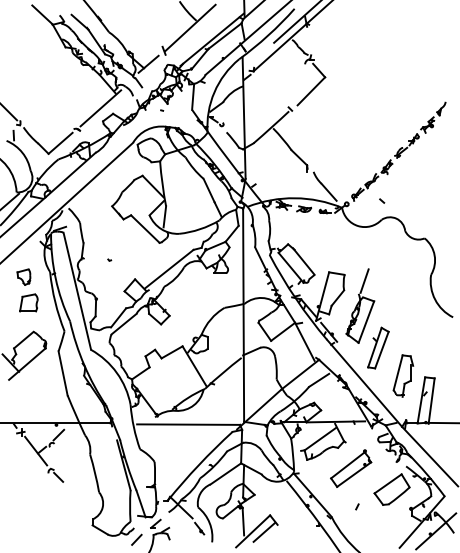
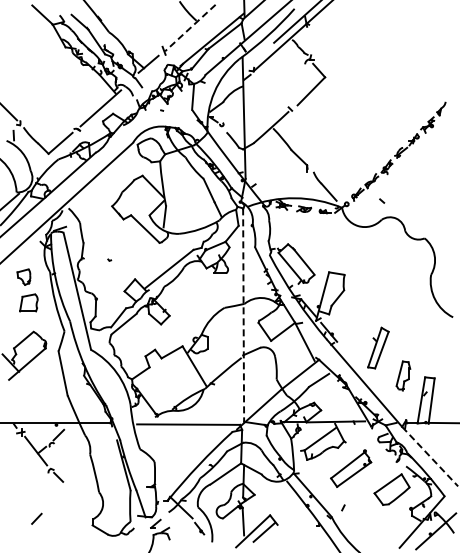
line: solid -> dashed (190, 28)
part: present -> none (360, 305)
line: solid -> dashed (243, 315)
part size: 23x44 px -> 17x32 px (403, 375)
line: solid -> dashed (430, 456)
line position: (357, 506) -> (343, 507) (343, 507)
line position: (136, 539) -> (36, 518) (36, 518)
